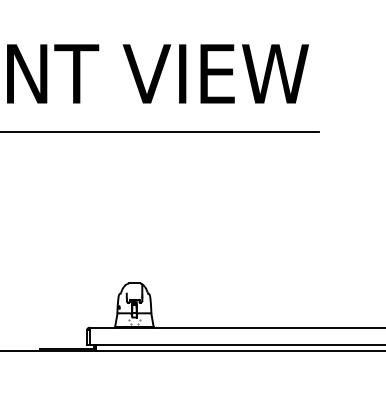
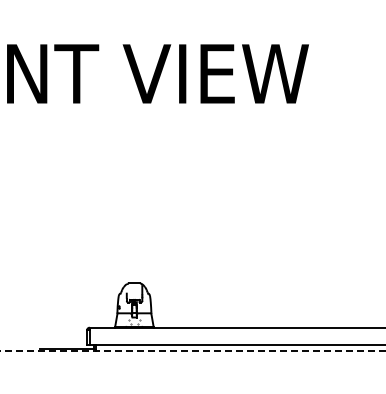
line: present -> none (160, 132)
line: solid -> dashed (193, 350)
